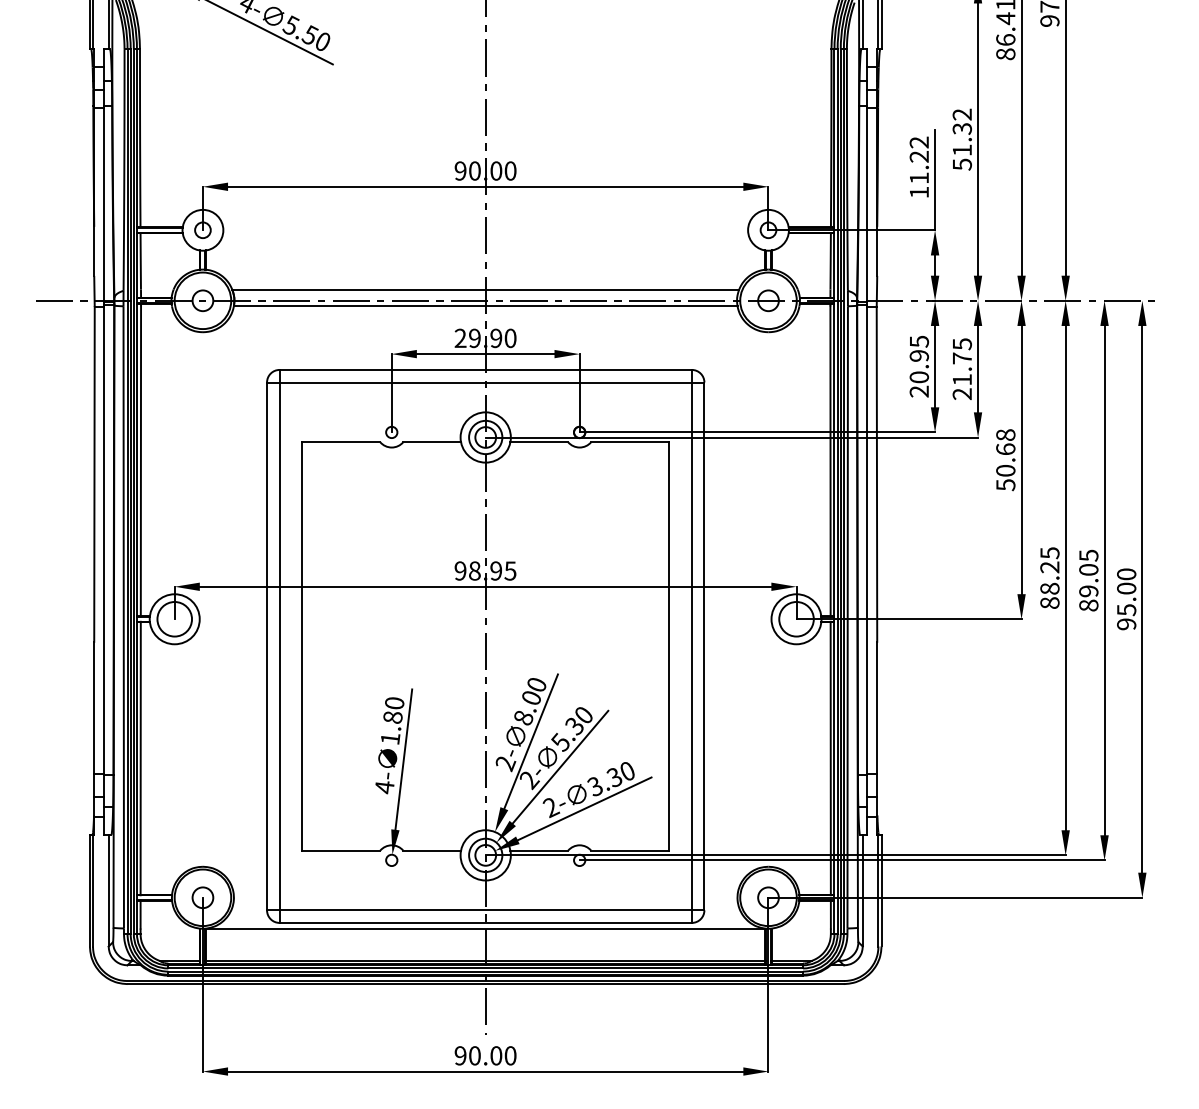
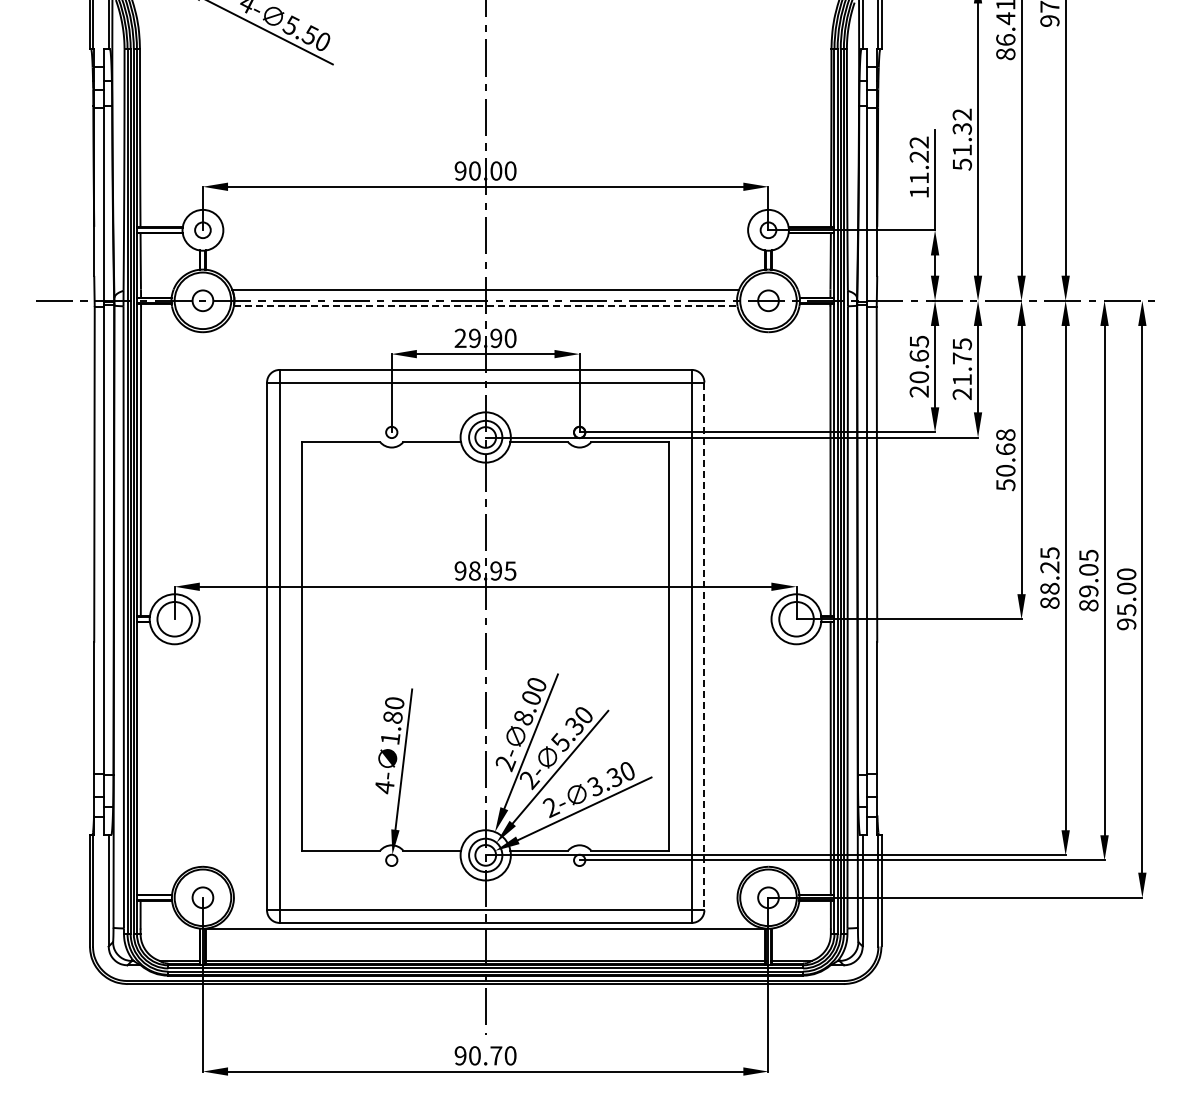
line: solid -> dashed (485, 306)
text: 20.95 -> 20.65 (919, 355)
line: solid -> dashed (704, 646)
line: present -> none (140, 758)
text: 90.00 -> 90.70 (496, 1055)
